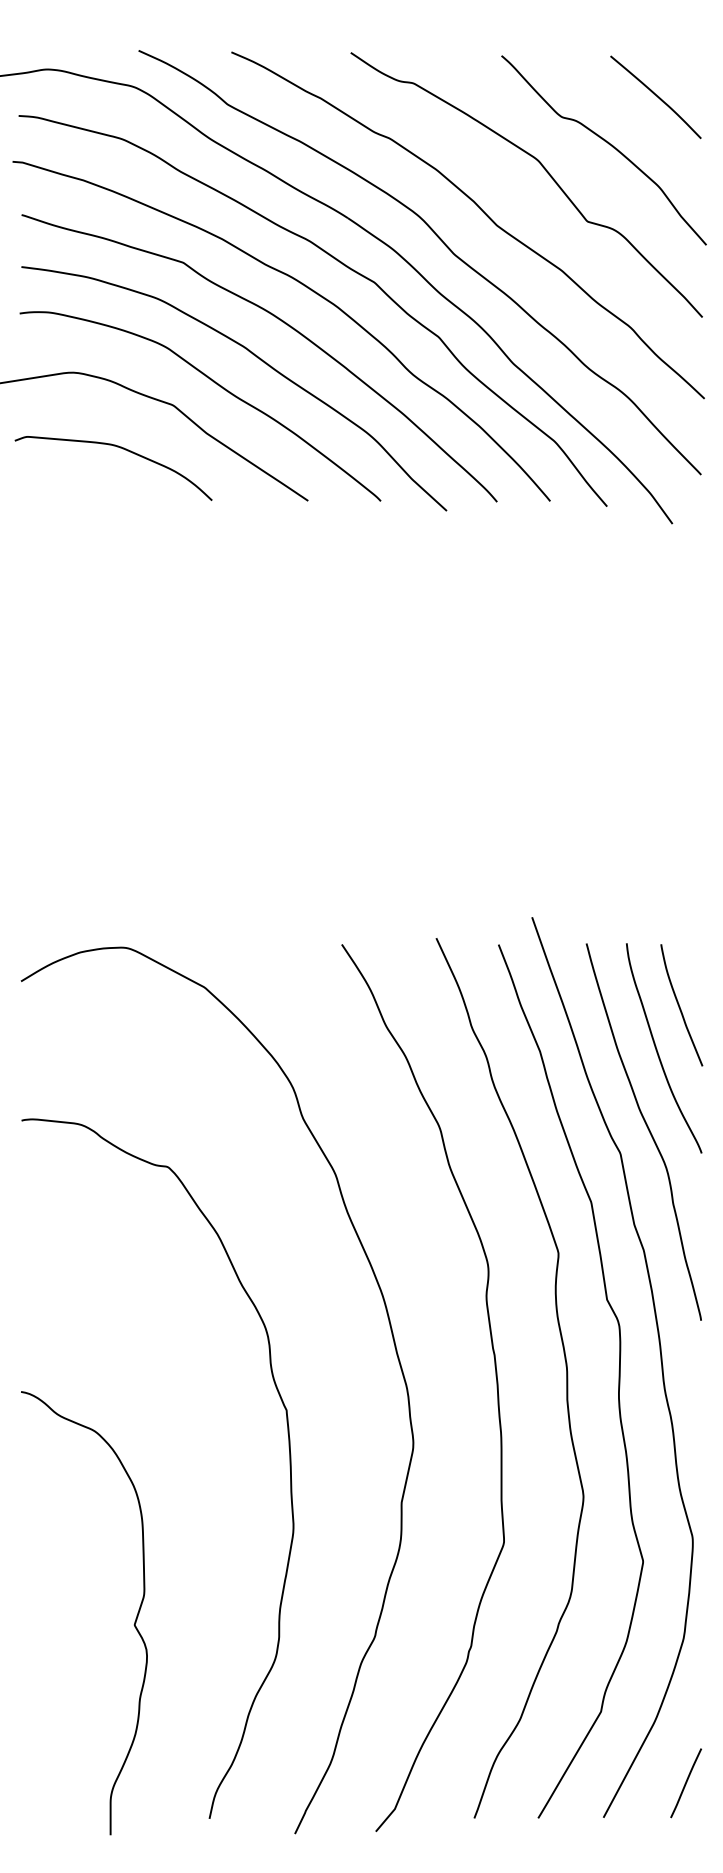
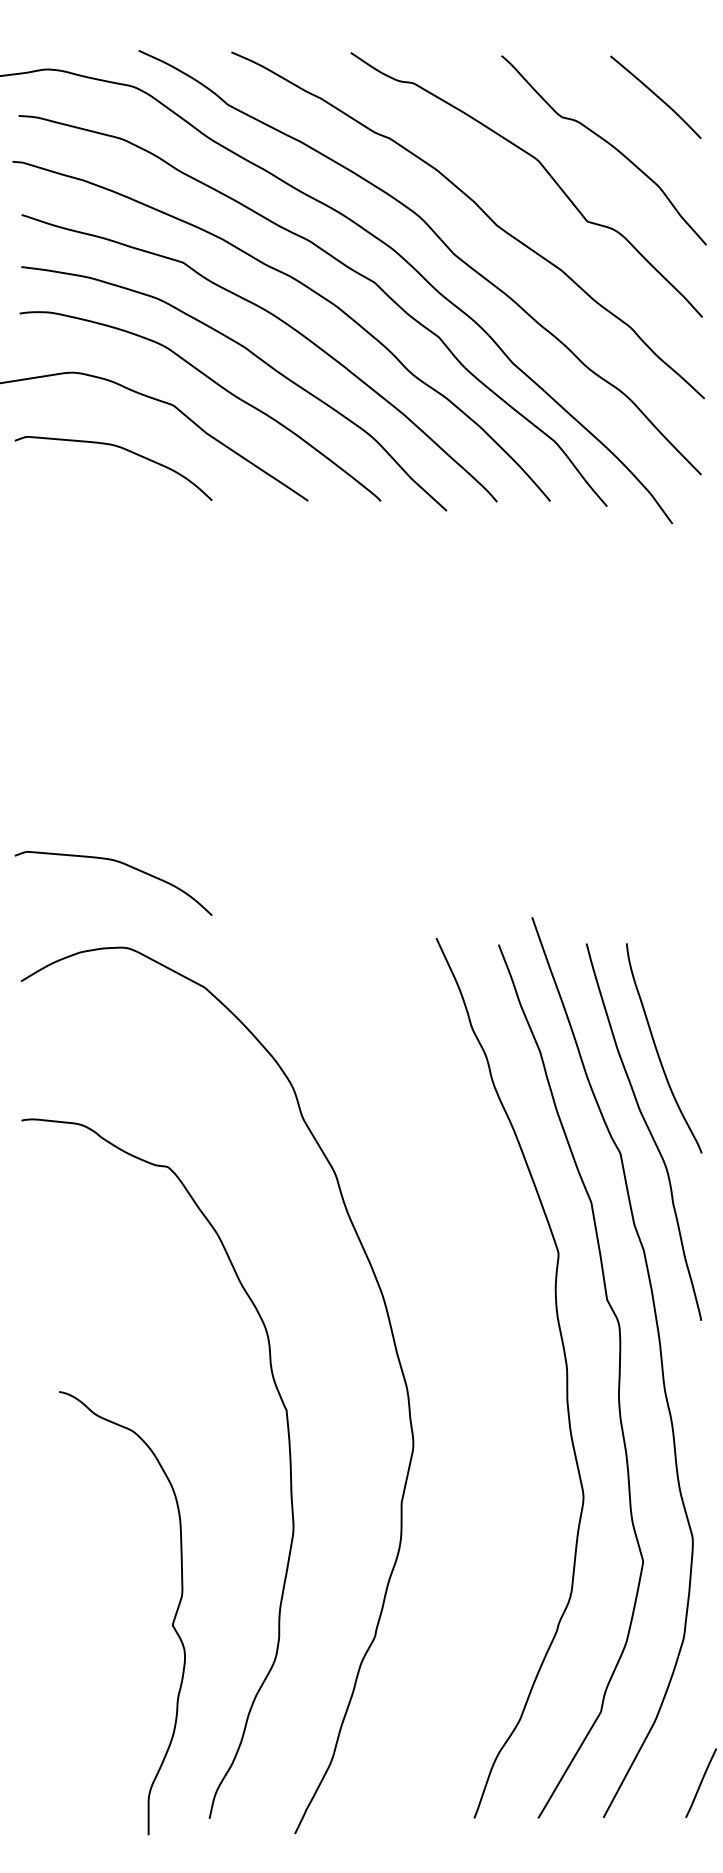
curve: none -> present (122, 864)
curve: present -> none (680, 1006)
curve: present -> none (495, 1376)
curve position: (133, 1624) -> (171, 1624) (171, 1624)
line position: (685, 1783) -> (700, 1783) (700, 1783)
